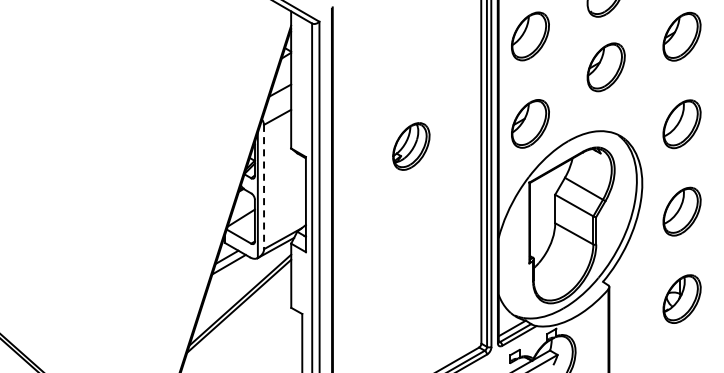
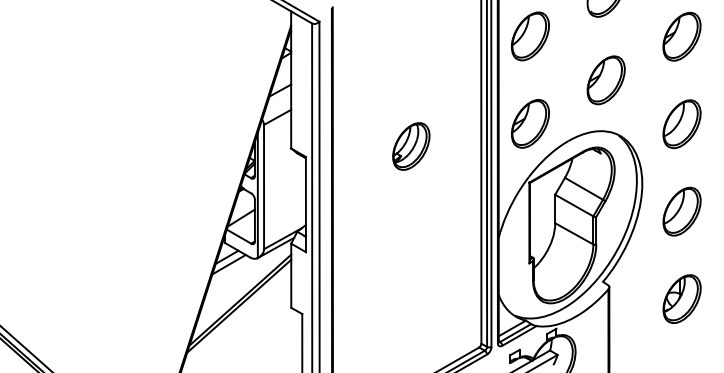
part position: (605, 67) -> (605, 80) (605, 80)
line: dashed -> solid (264, 187)
line: none -> present (25, 348)
